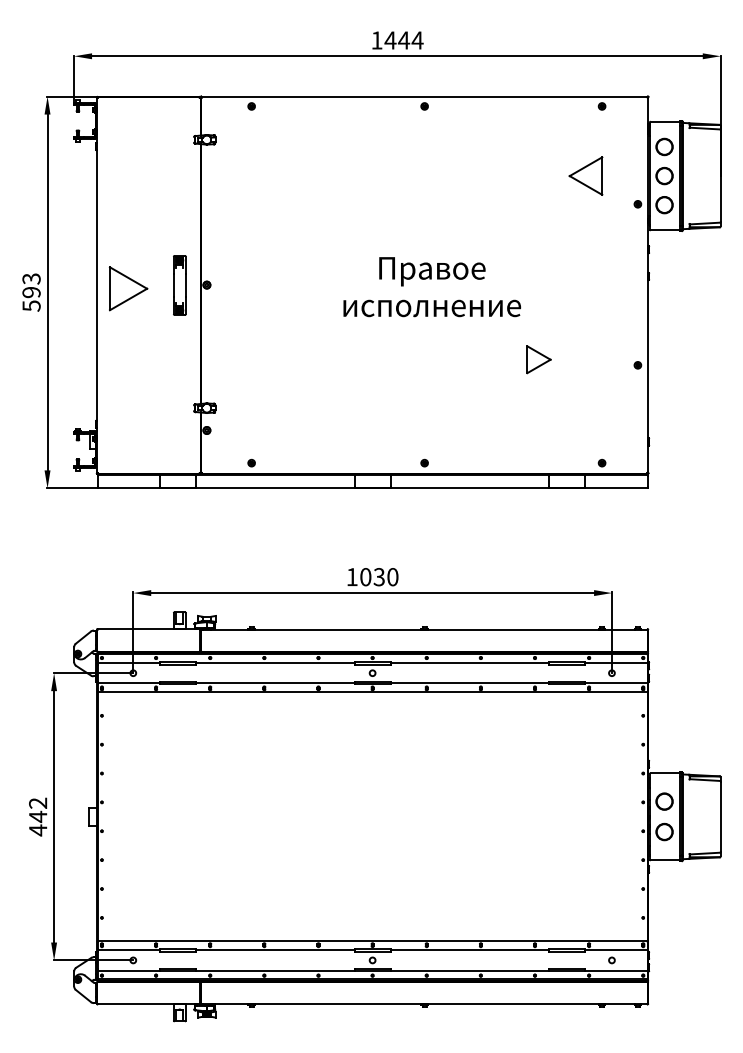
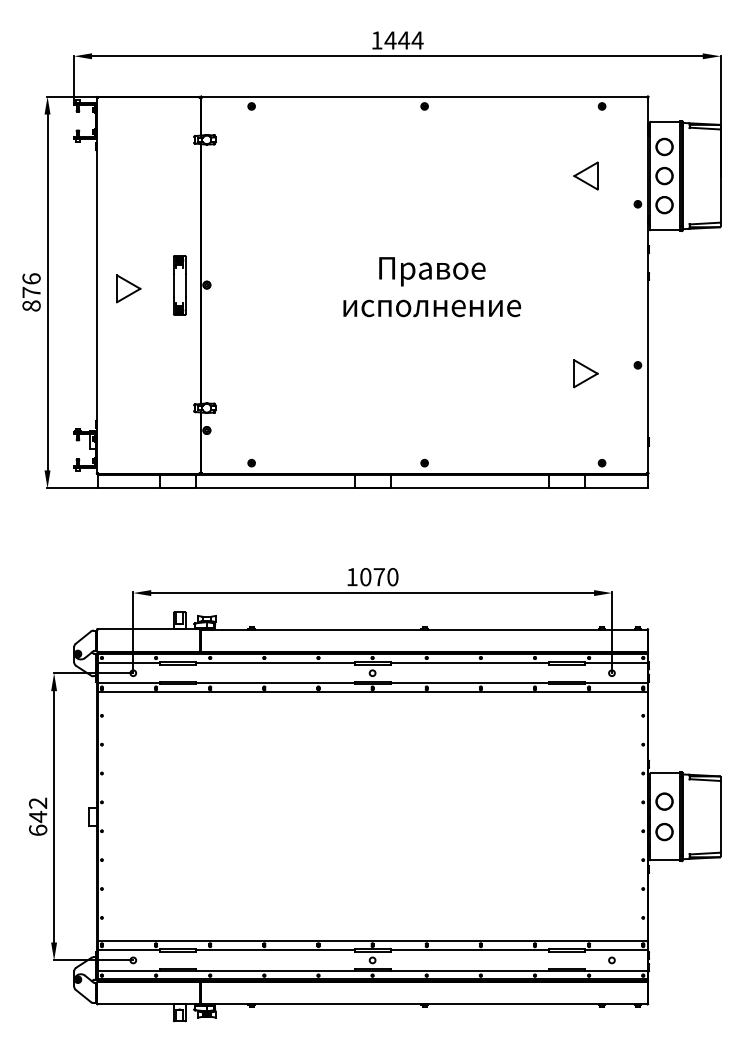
part size: 36x40 px -> 26x30 px (585, 175)
part size: 41x46 px -> 26x30 px (128, 288)
text: 593 -> 876 (31, 292)
part position: (538, 359) -> (585, 373) (585, 373)
text: 1030 -> 1070 (378, 577)
text: 442 -> 642 (38, 830)
